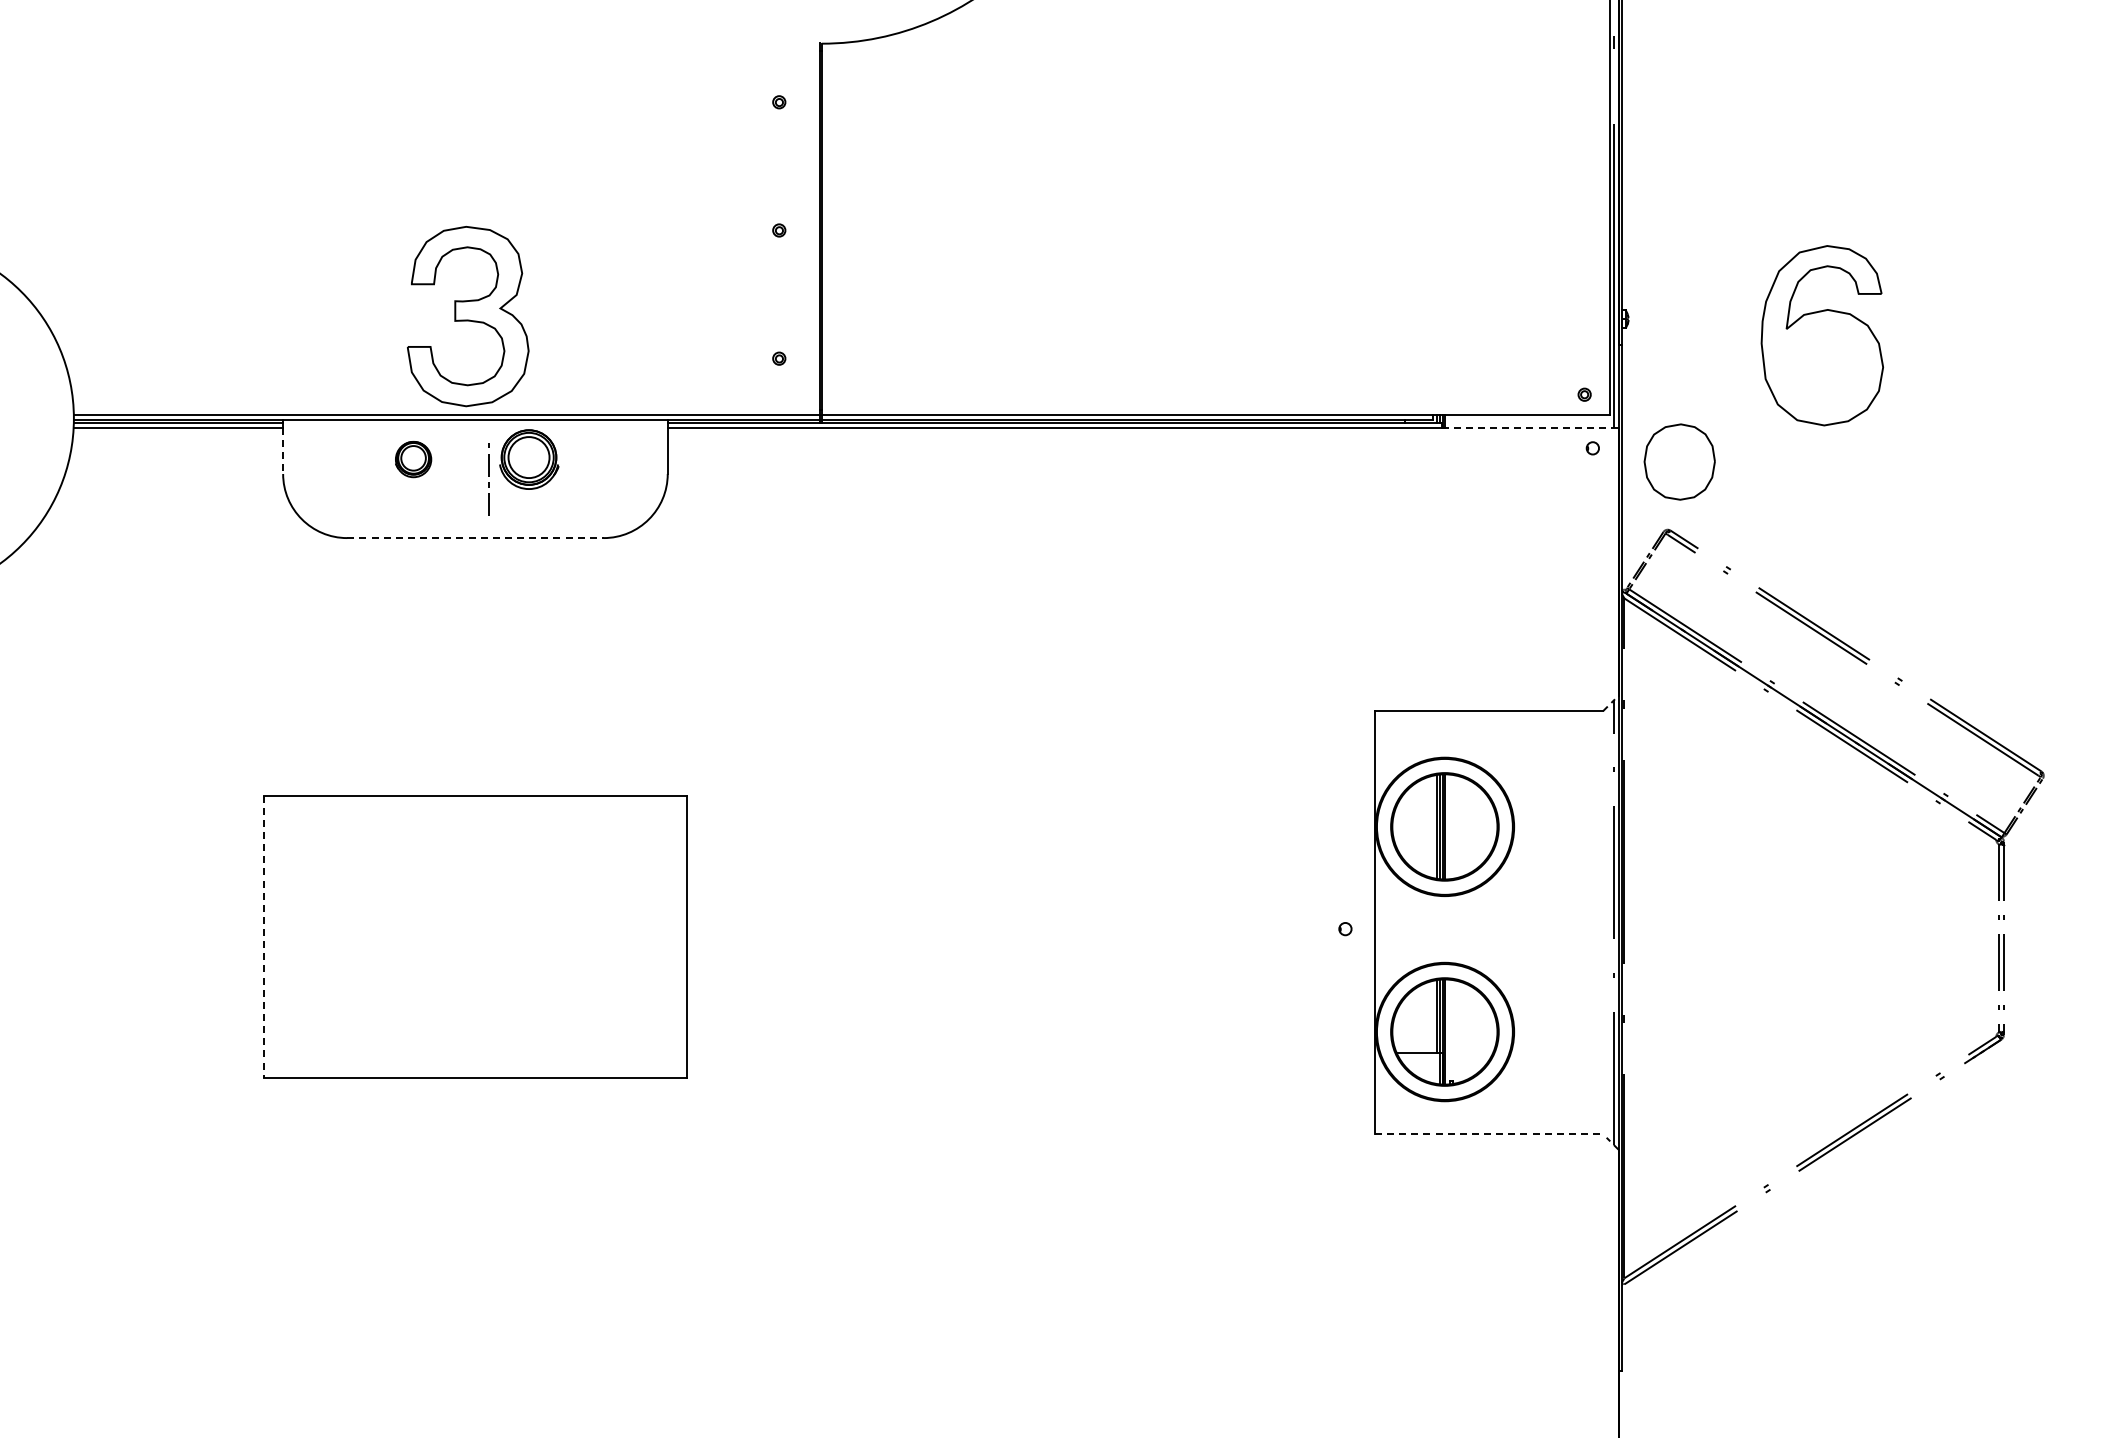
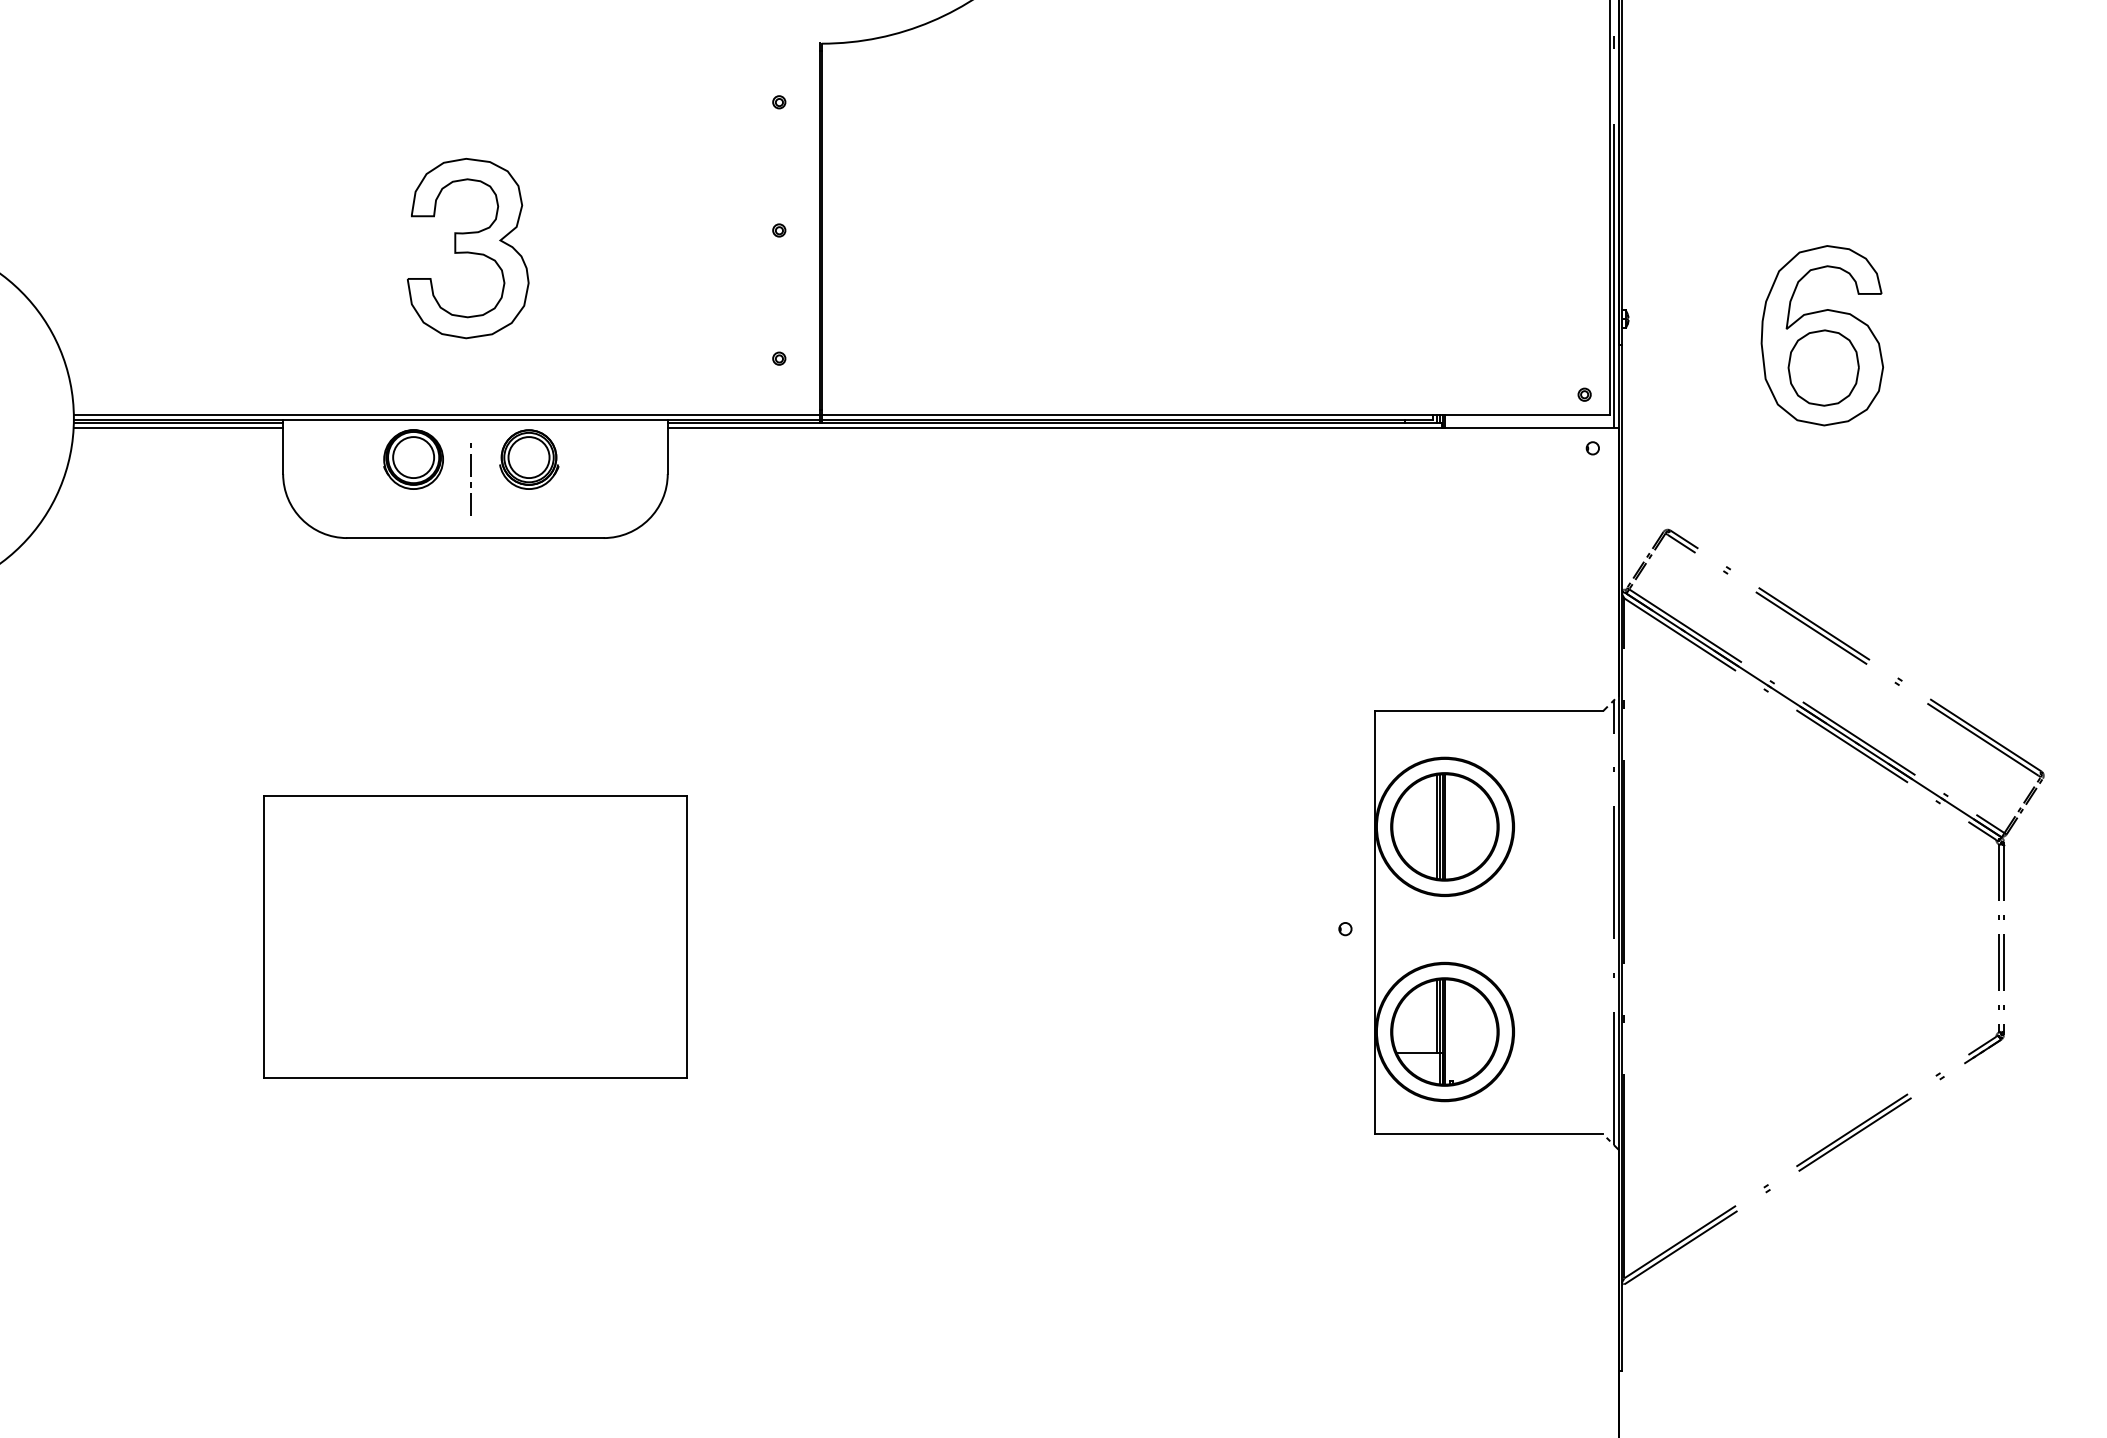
part position: (468, 316) -> (468, 248) (468, 248)
line: dashed -> solid (1530, 427)
line: dashed -> solid (283, 451)
part size: 38x38 px -> 61x61 px (413, 459)
part position: (1679, 461) -> (1823, 367) (1823, 367)
line position: (488, 476) -> (470, 476) (470, 476)
line: dashed -> solid (475, 538)
line: dashed -> solid (263, 937)
line: dashed -> solid (1489, 1134)
